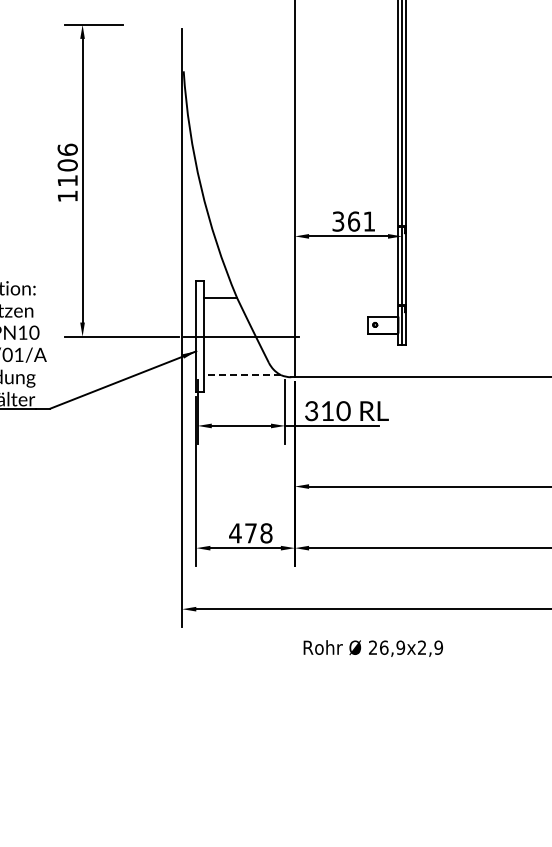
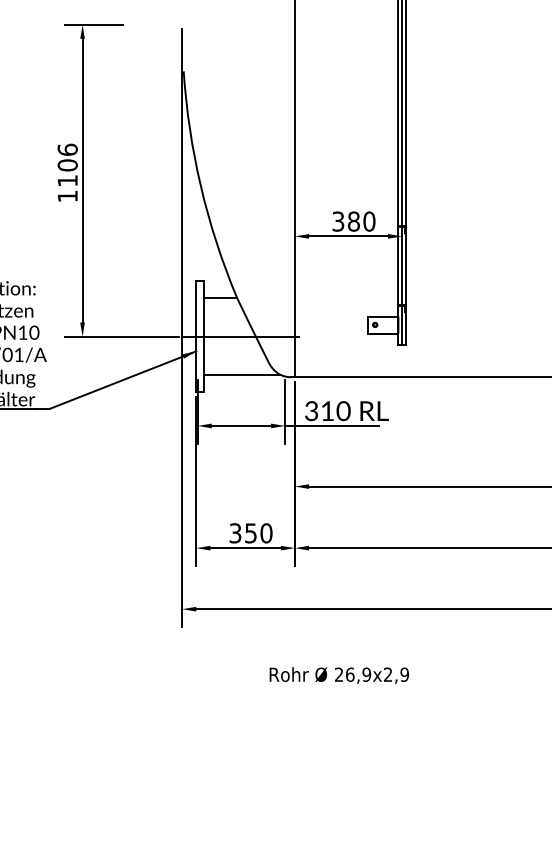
text: 361 -> 380 (361, 221)
line: dashed -> solid (242, 375)
text: 478 -> 350 (250, 533)
text position: (372, 648) -> (338, 675) (338, 675)
